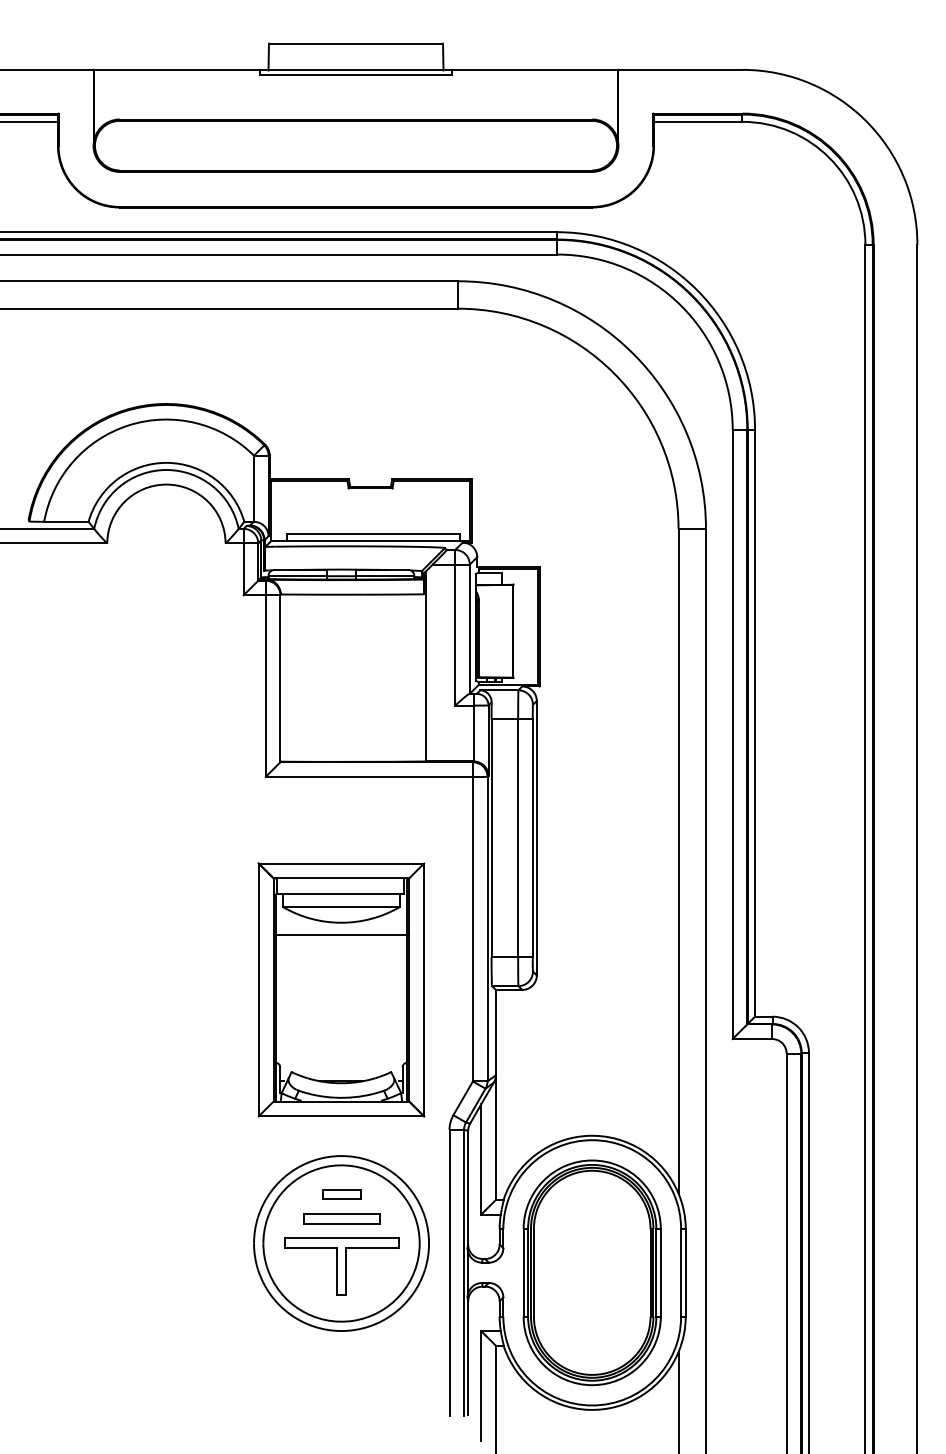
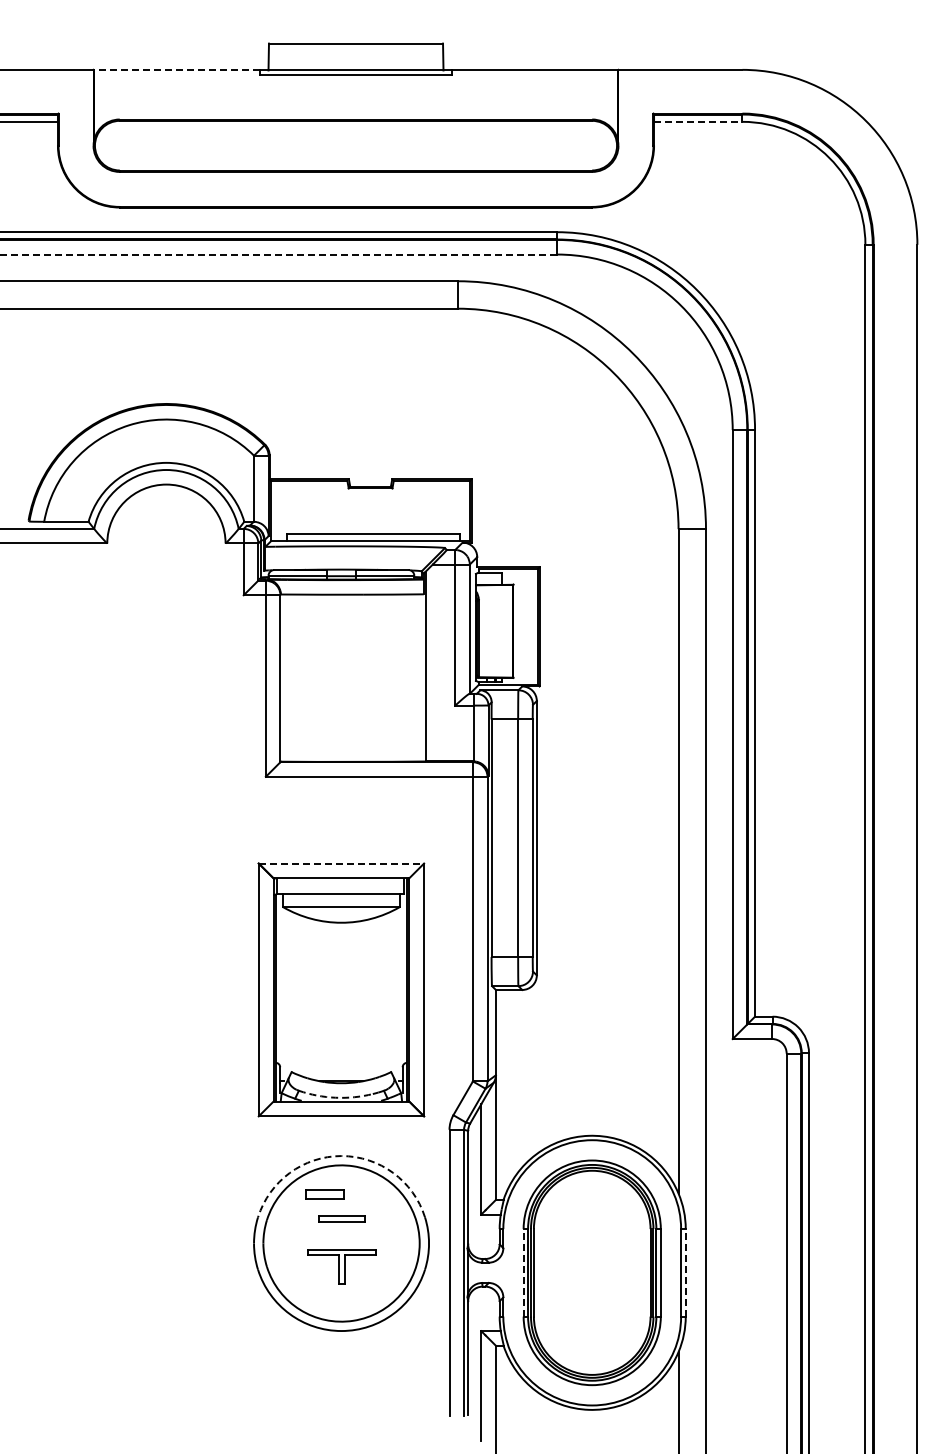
line: solid -> dashed (176, 69)
line: solid -> dashed (698, 121)
line: solid -> dashed (278, 254)
line: solid -> dashed (341, 863)
line: present -> none (341, 934)
arc: solid -> dashed (335, 1097)
arc: solid -> dashed (341, 1156)
part position: (341, 1194) -> (324, 1194) (324, 1194)
part size: 78x12 px -> 48x8 px (341, 1218)
part size: 116x59 px -> 70x36 px (341, 1266)
line: solid -> dashed (523, 1272)
line: solid -> dashed (685, 1272)
